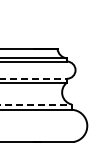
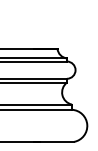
line: dashed -> solid (34, 78)
line: dashed -> solid (36, 104)
